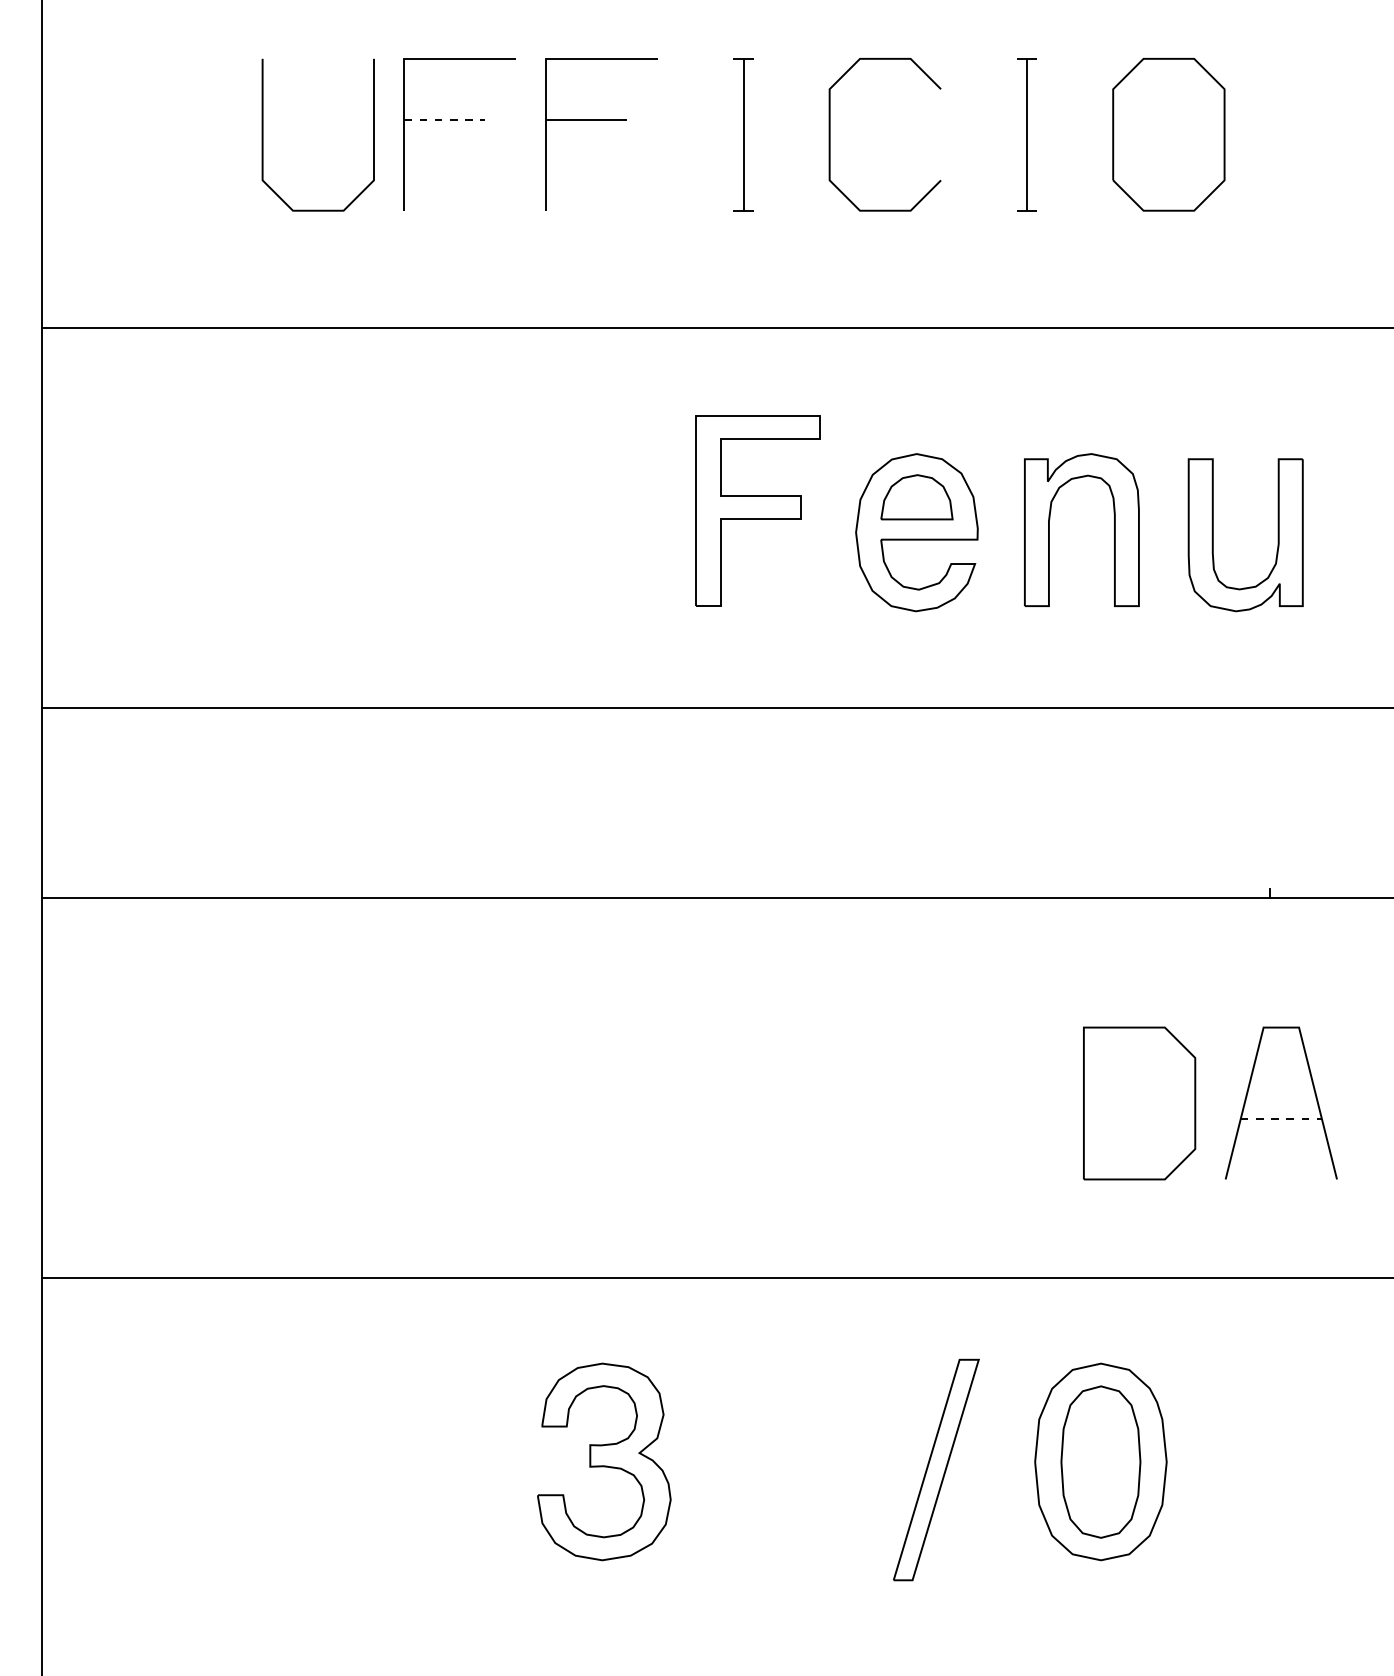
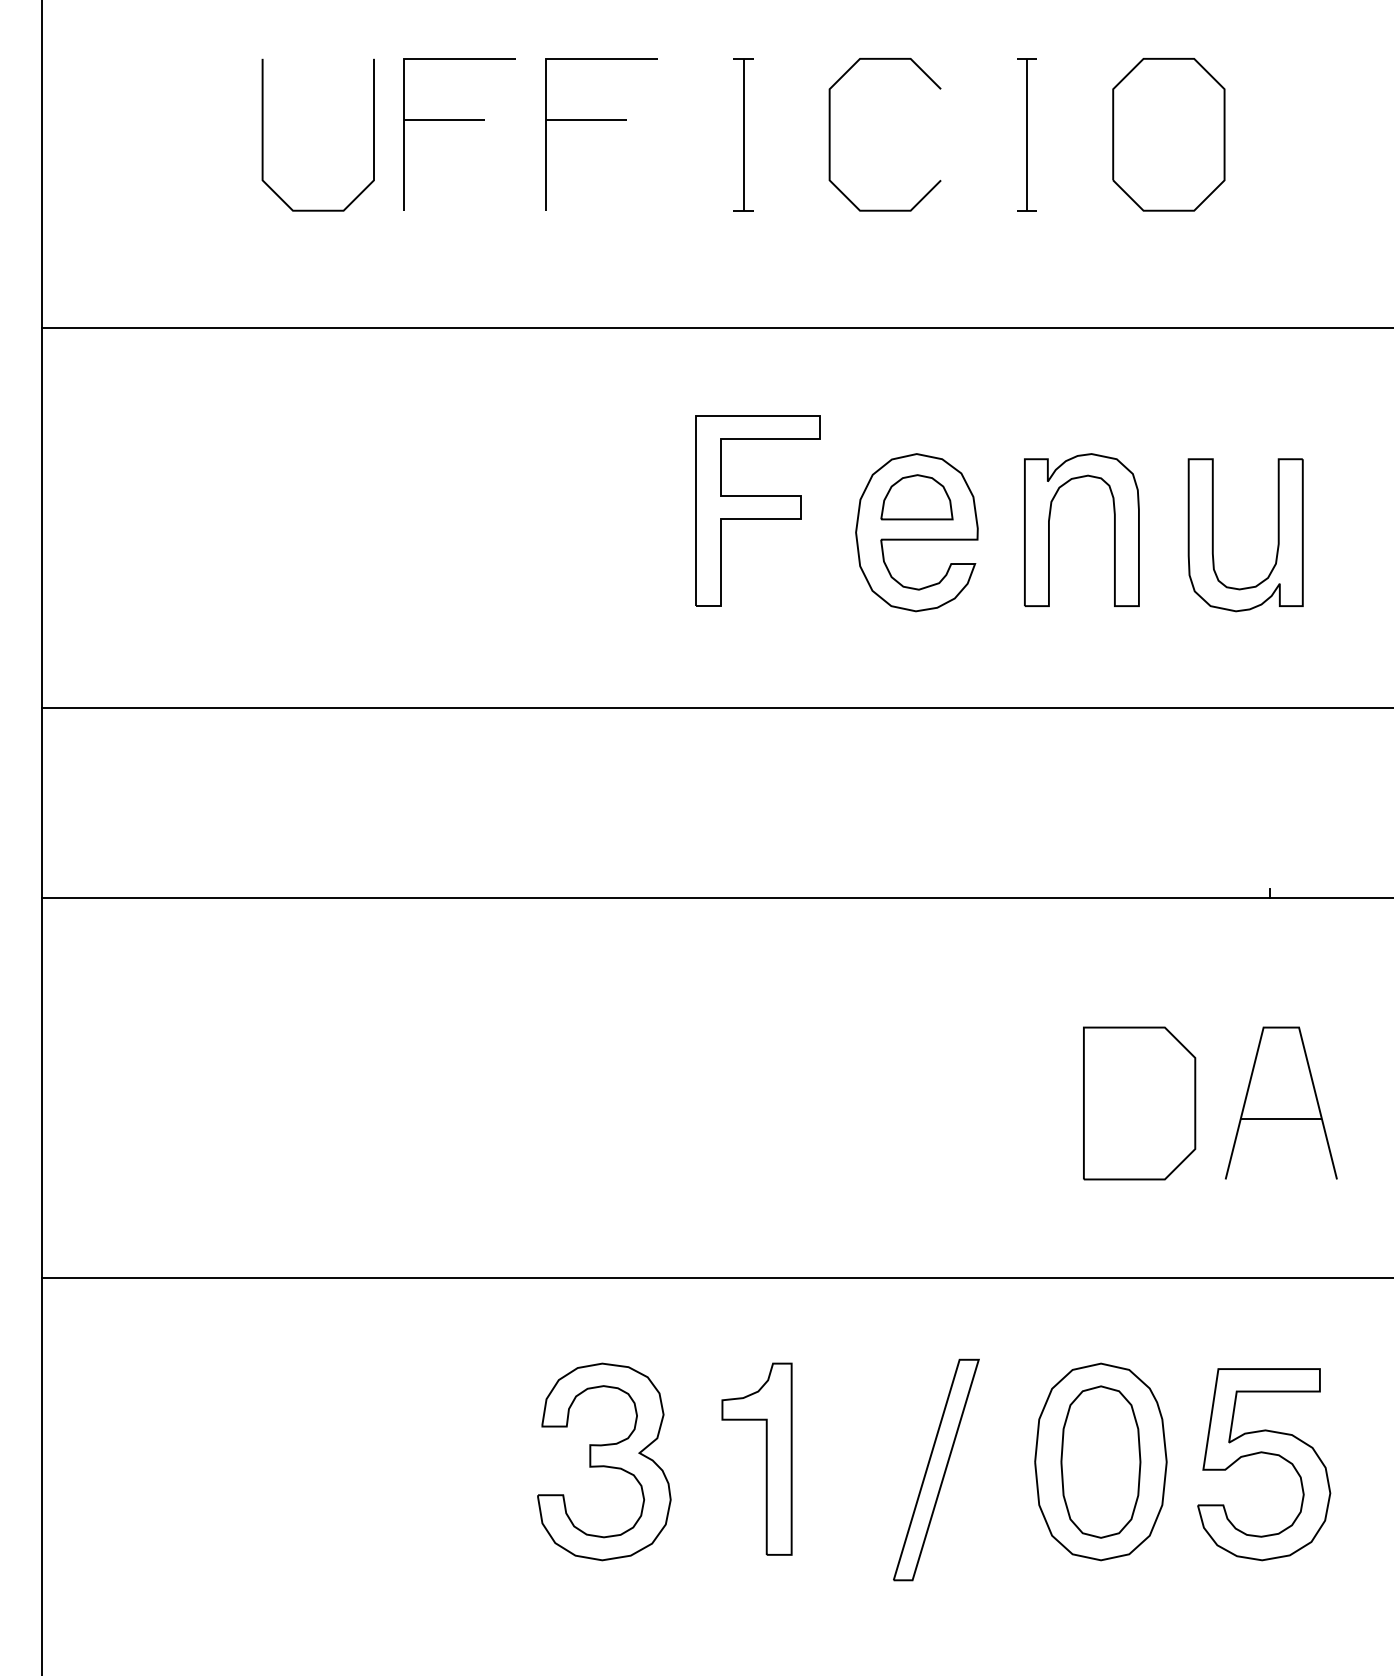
line: dashed -> solid (444, 119)
line: dashed -> solid (1281, 1118)
part: none -> present (1267, 1454)
part: none -> present (765, 1458)
